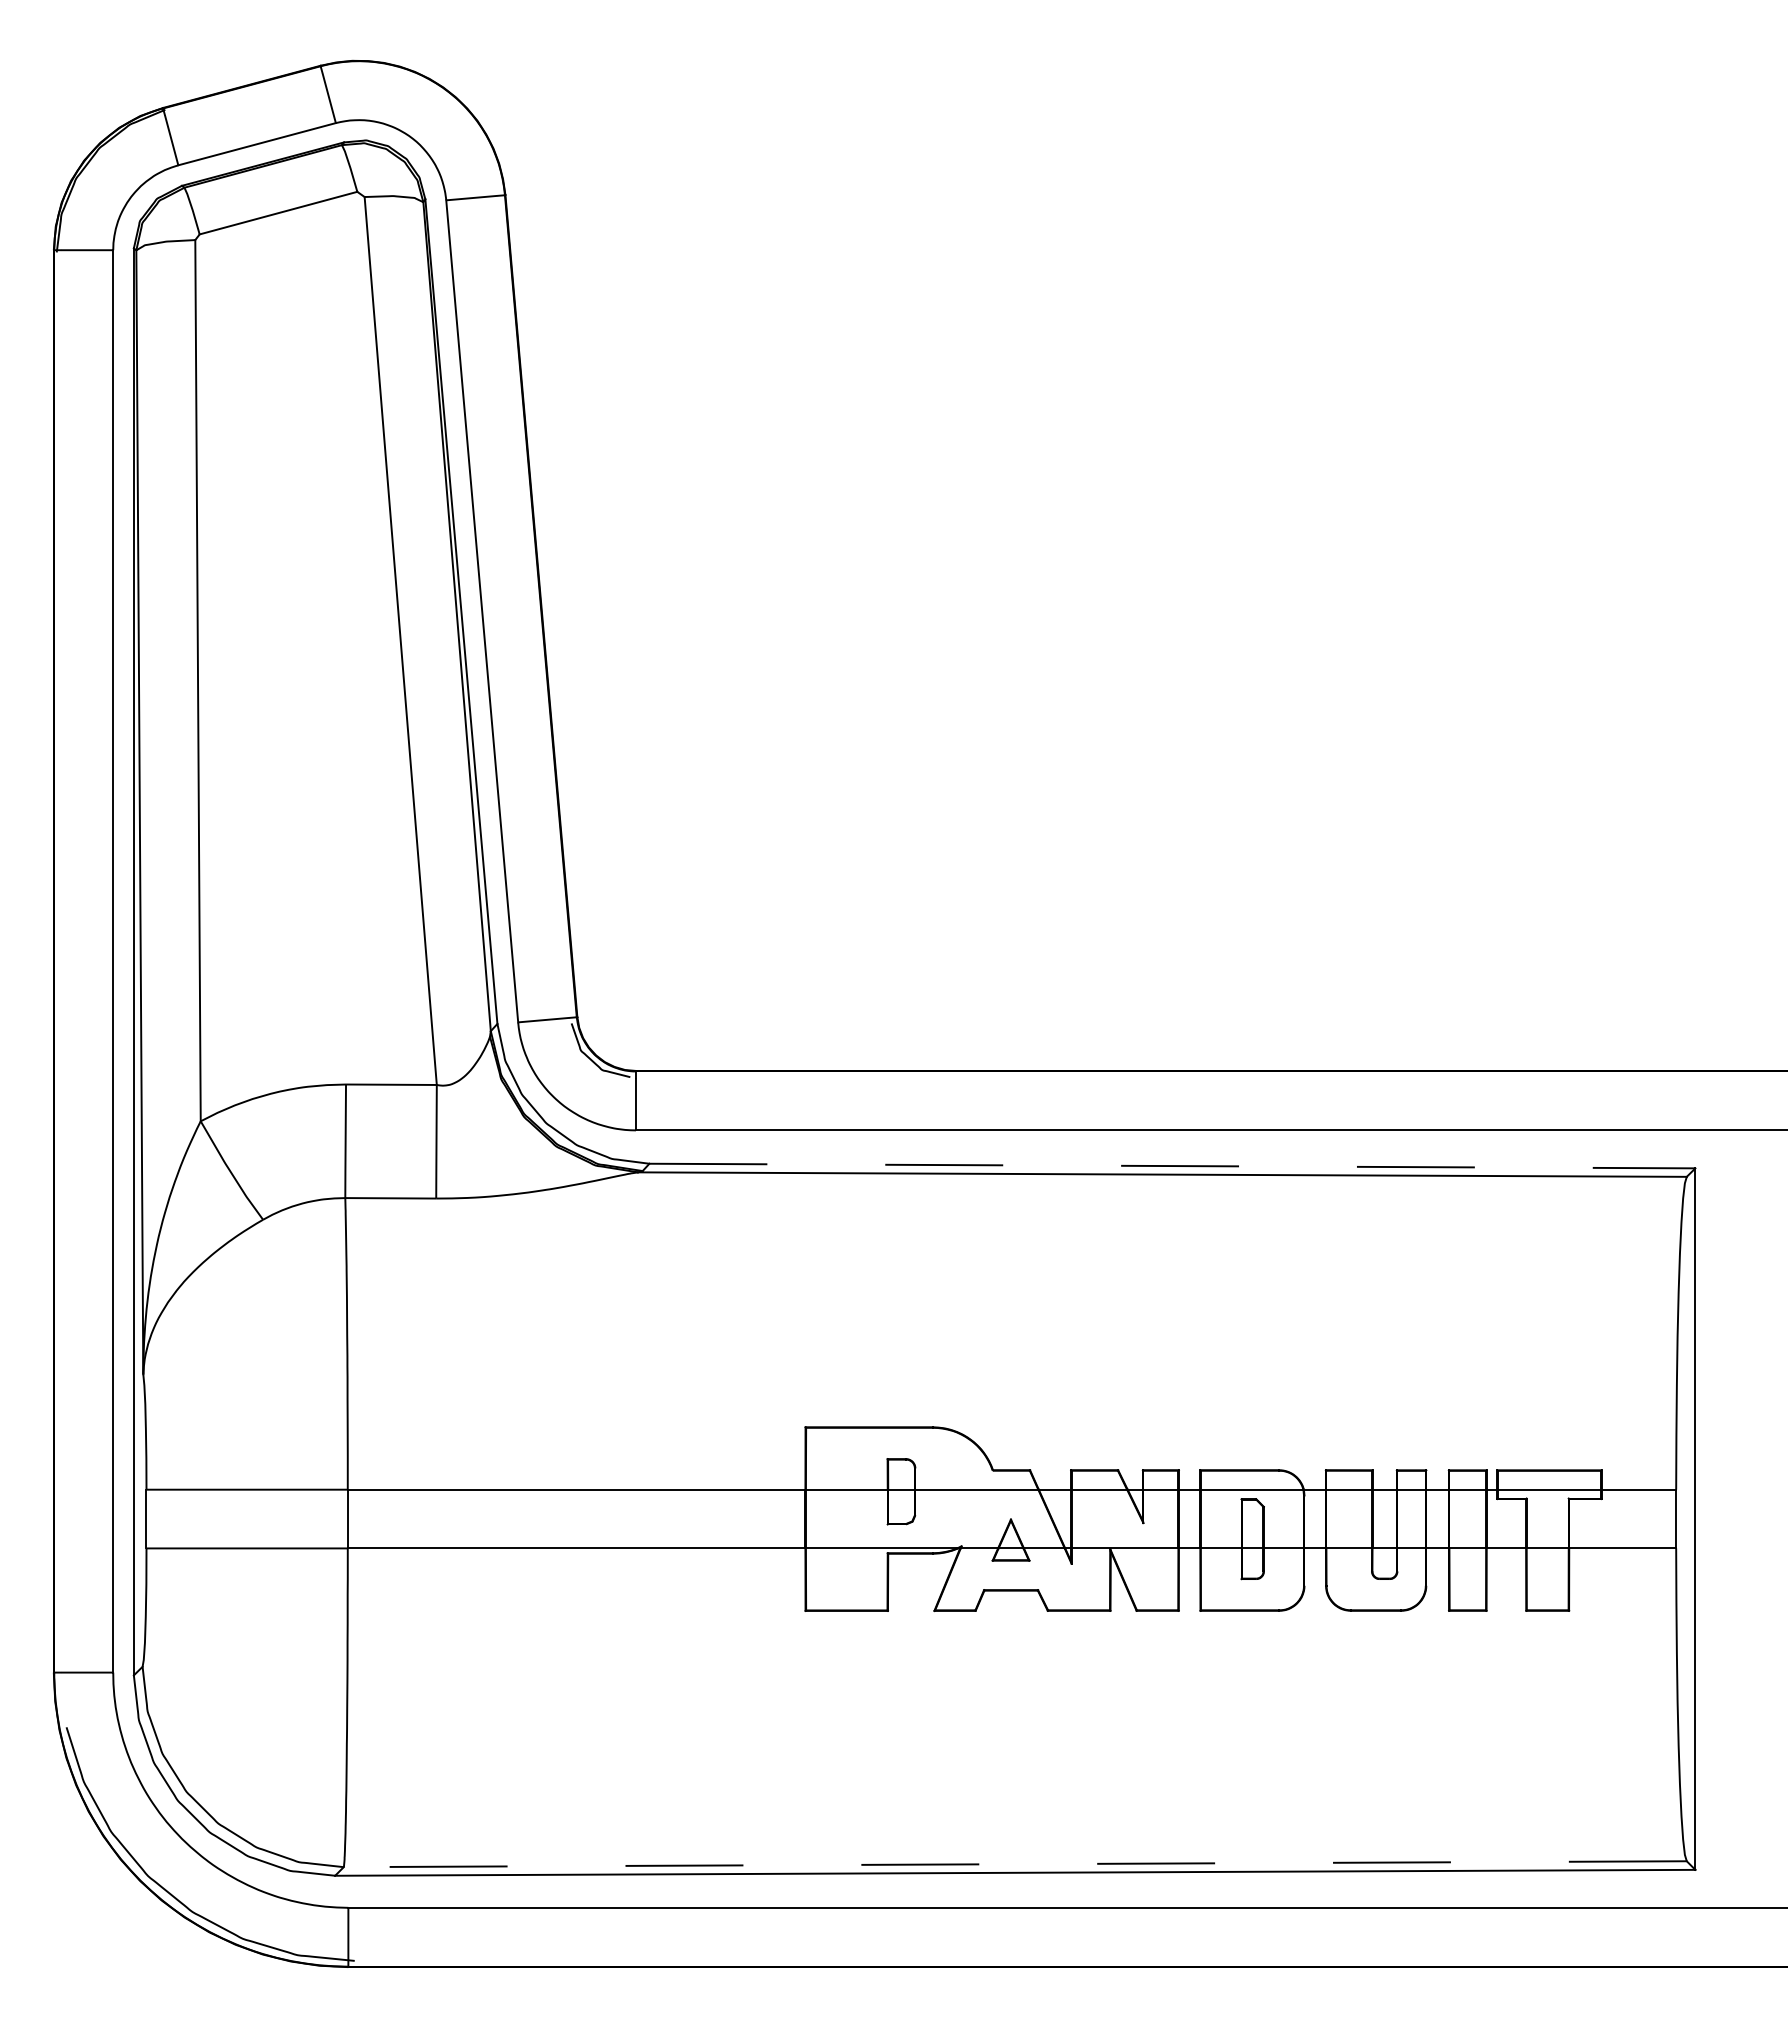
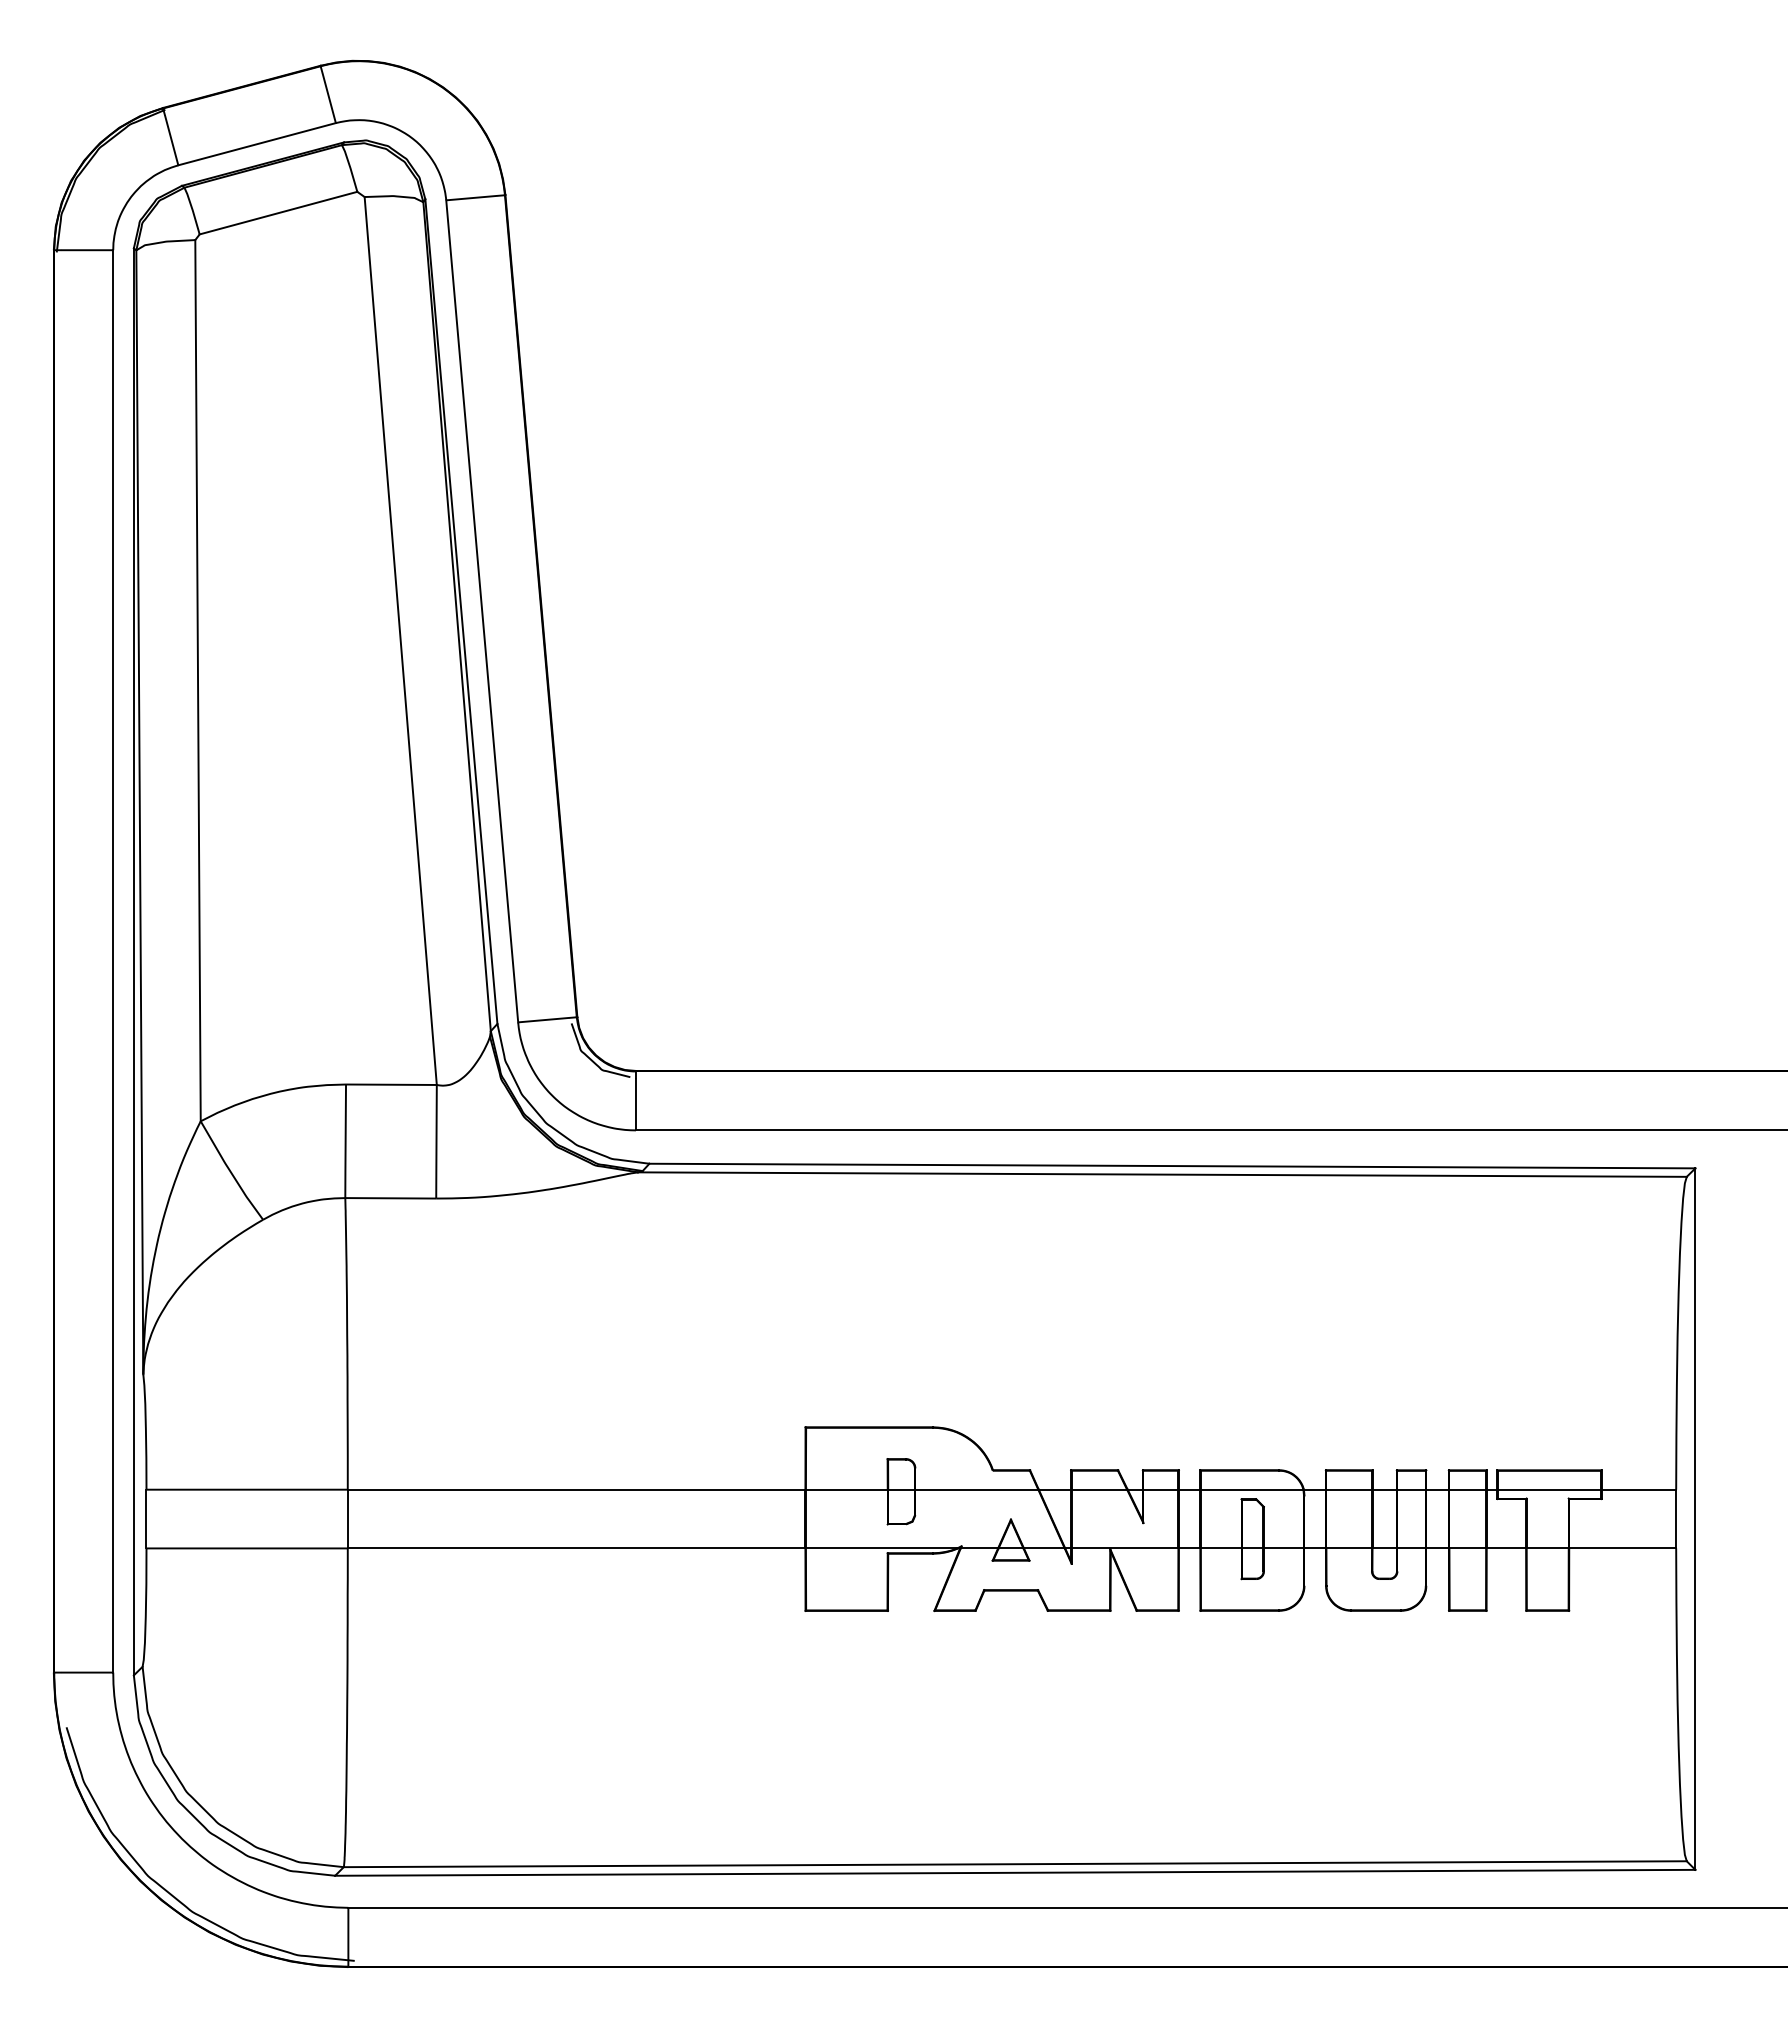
line: dashed -> solid (1172, 1166)
line: dashed -> solid (1015, 1864)
